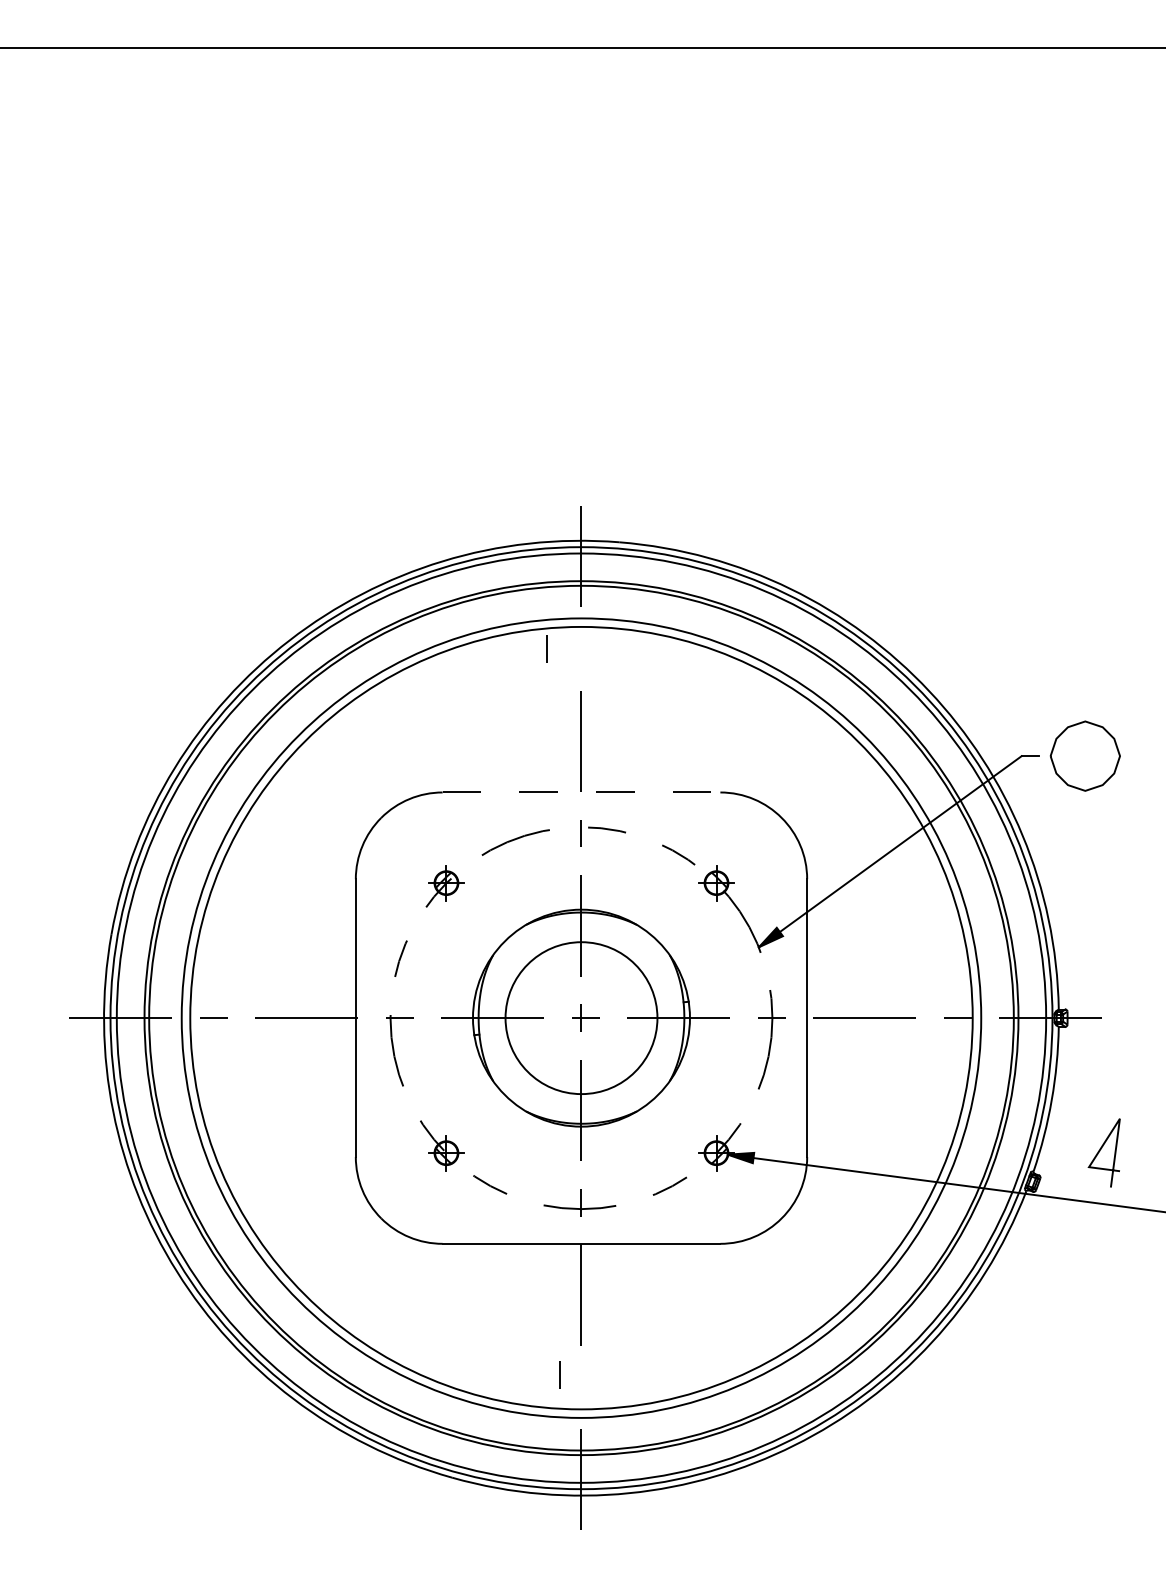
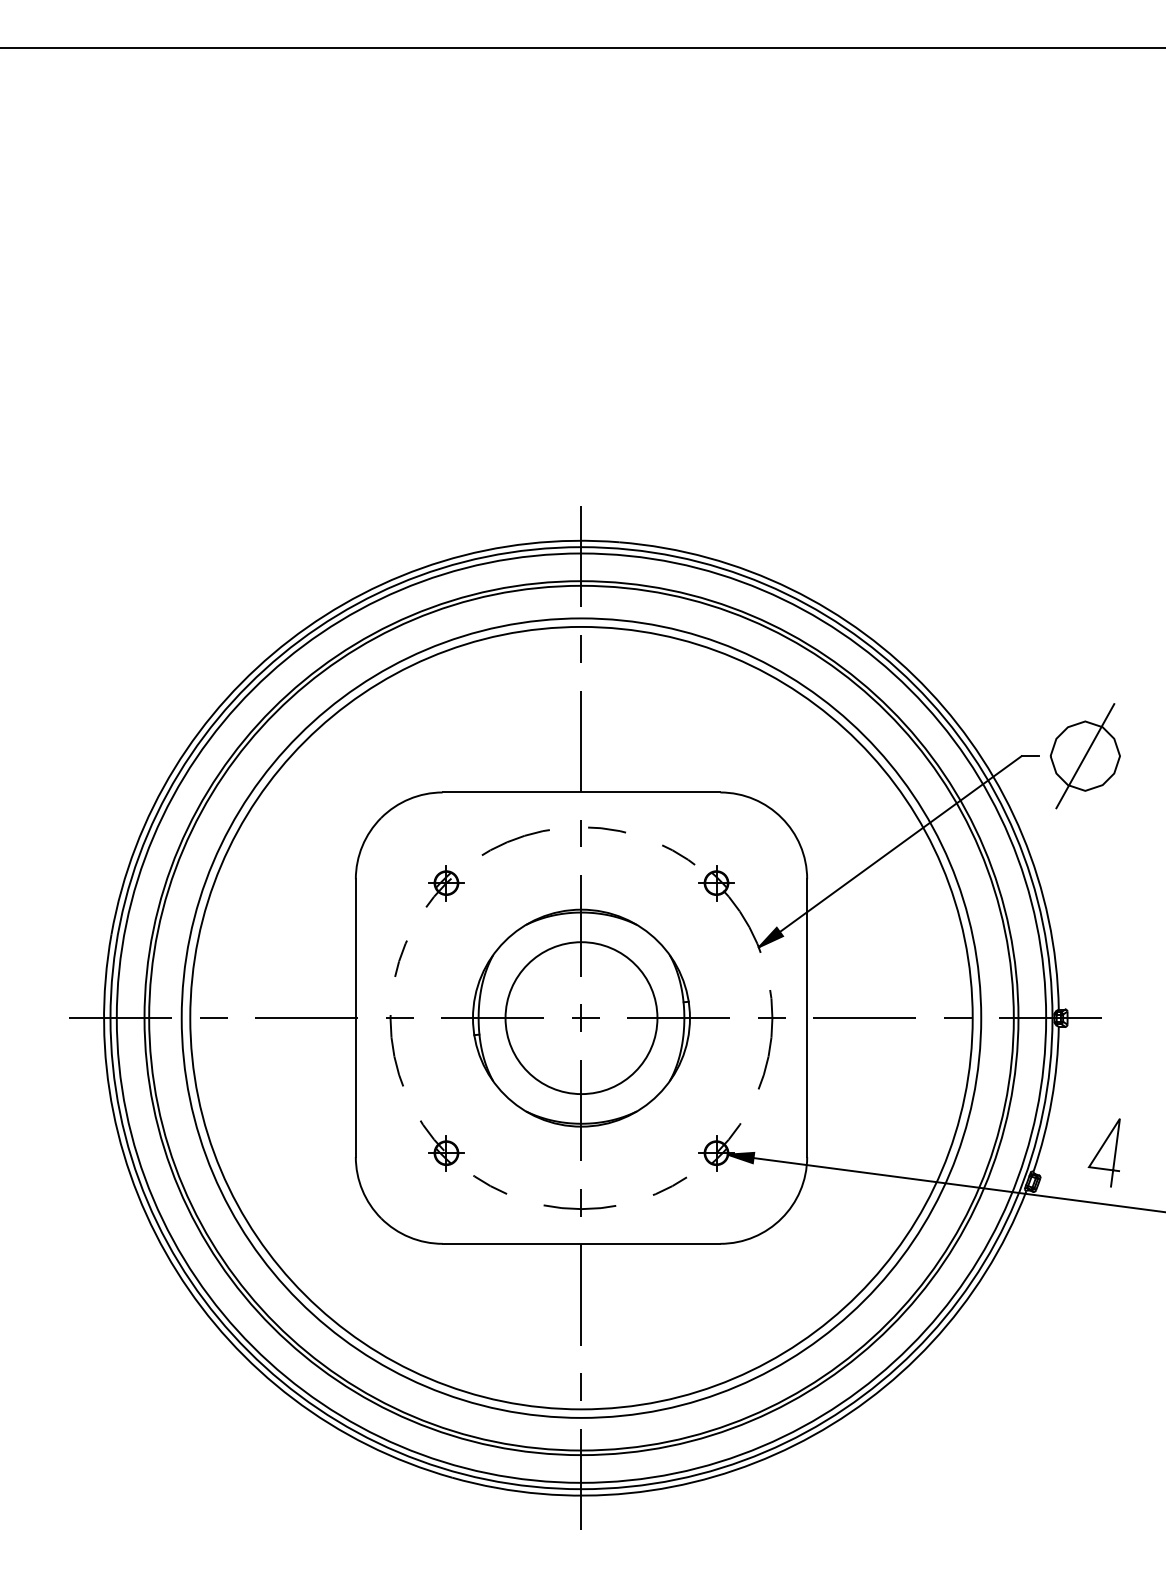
line position: (546, 648) -> (580, 648) (580, 648)
line: none -> present (1085, 756)
line: dashed -> solid (581, 792)
line position: (559, 1374) -> (580, 1386) (580, 1386)
